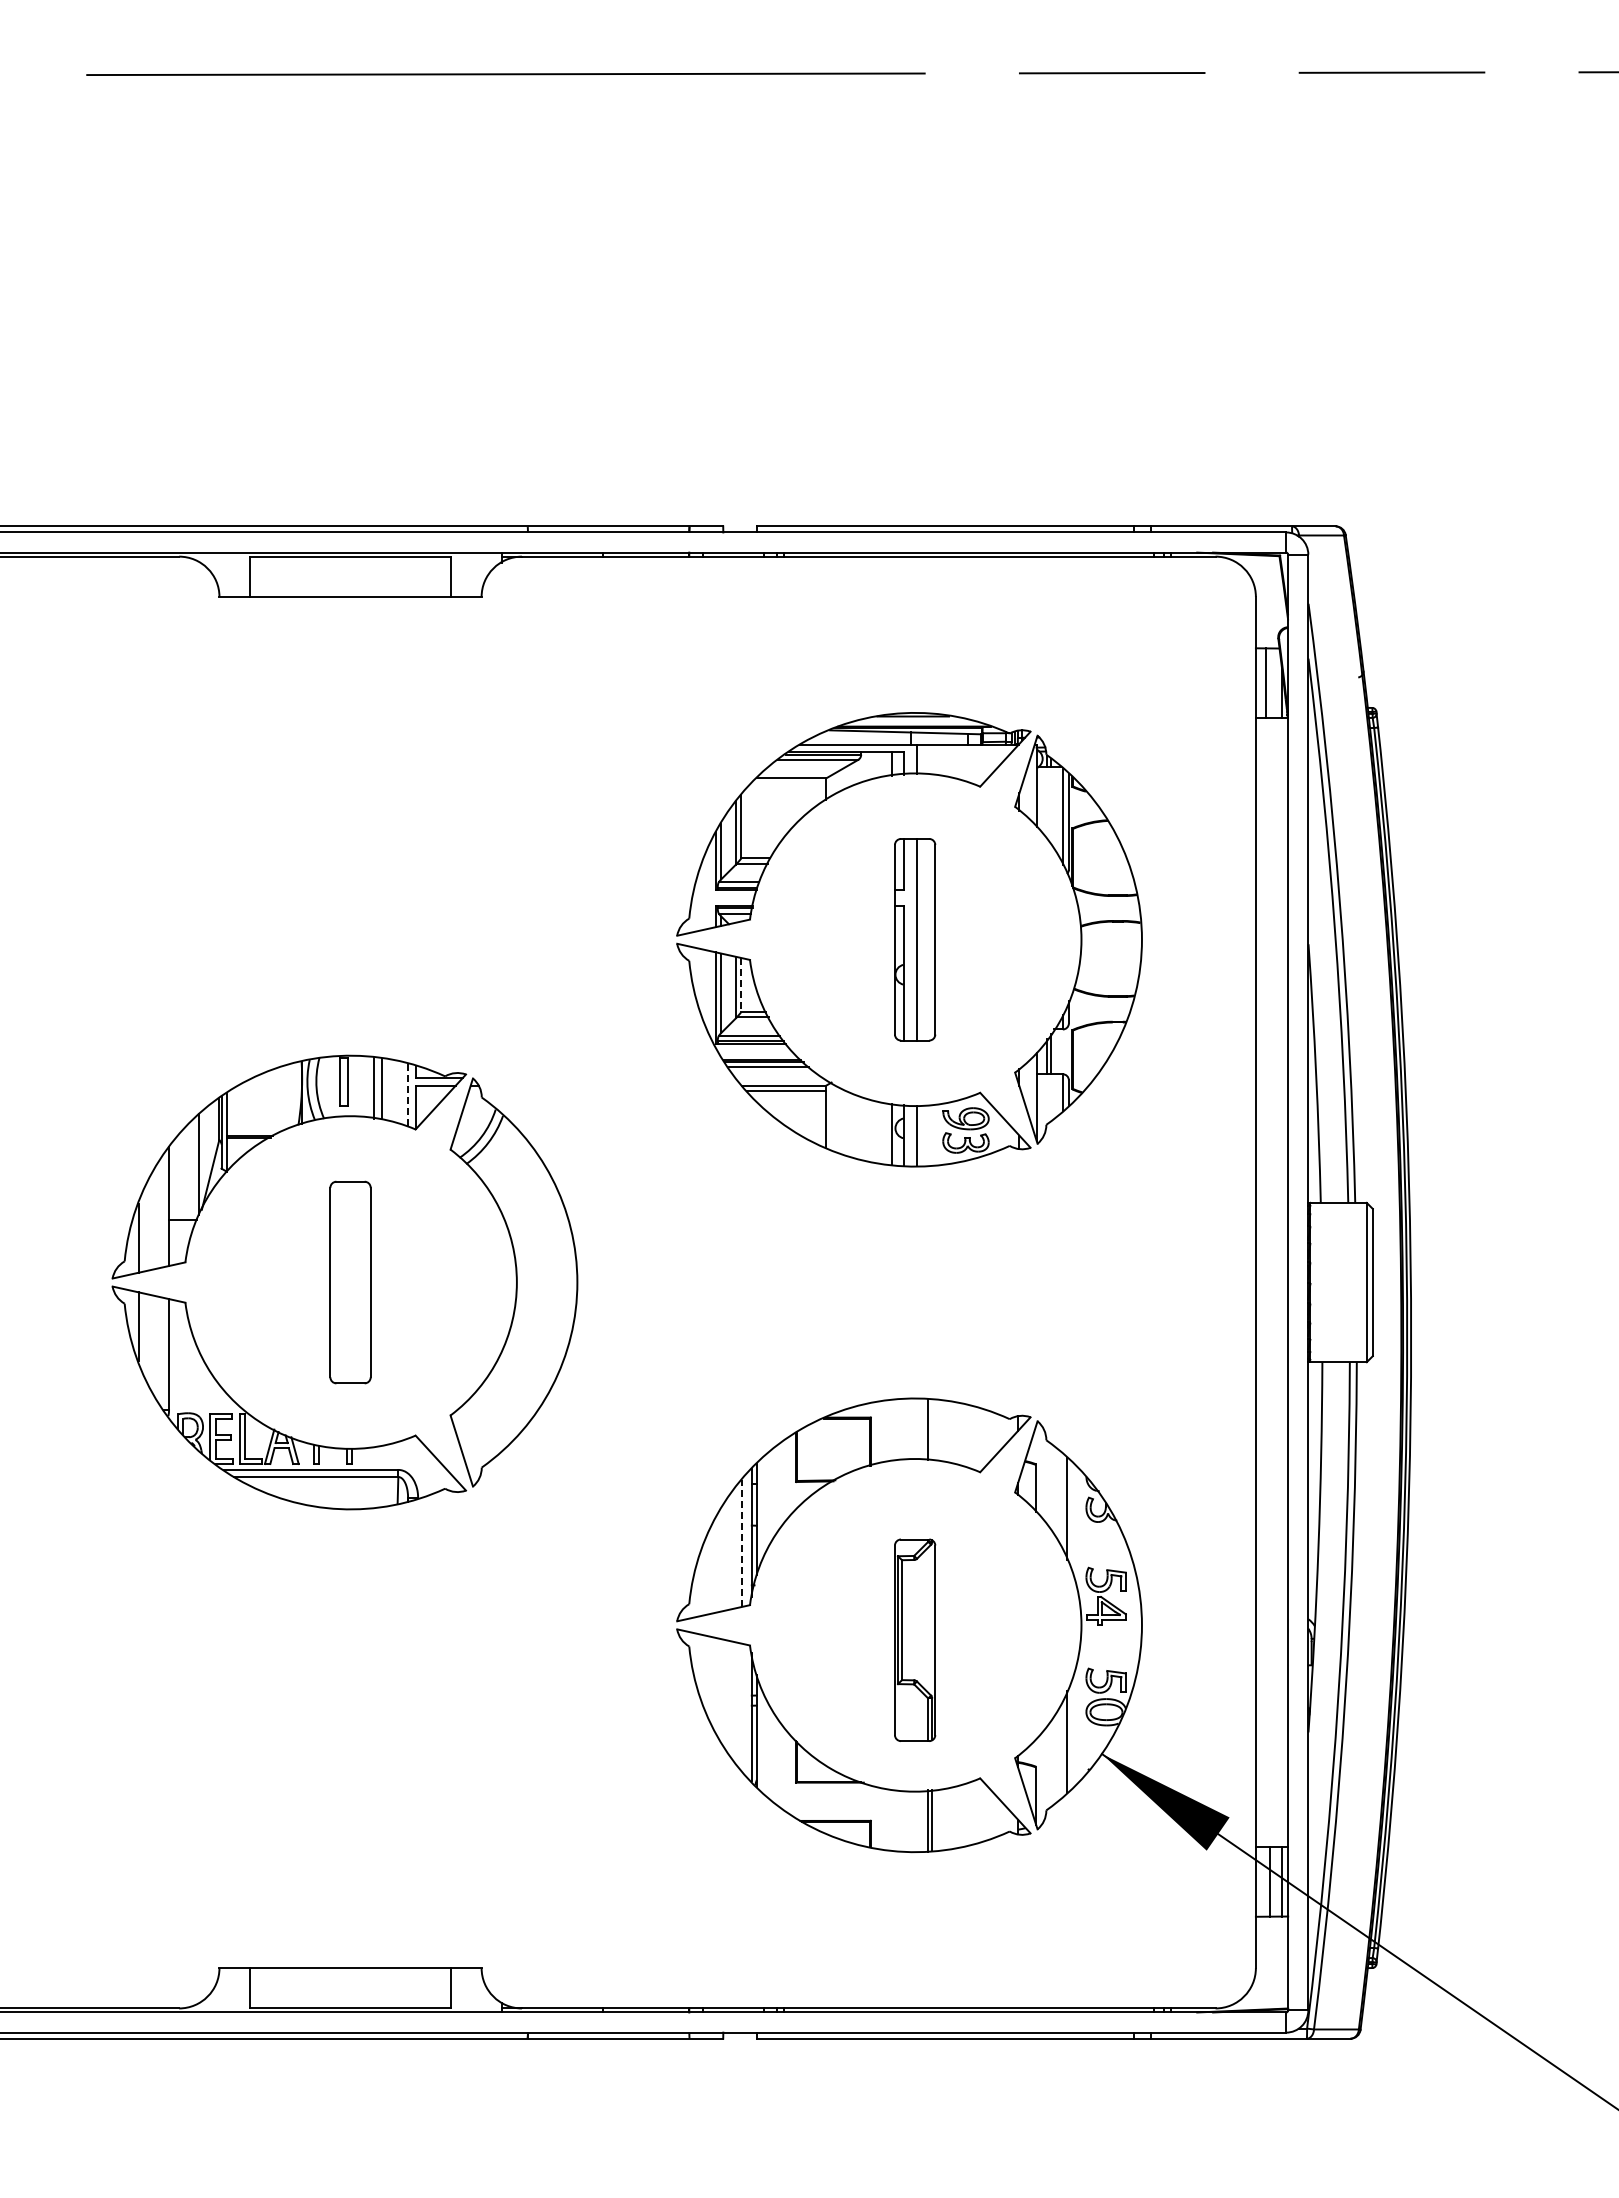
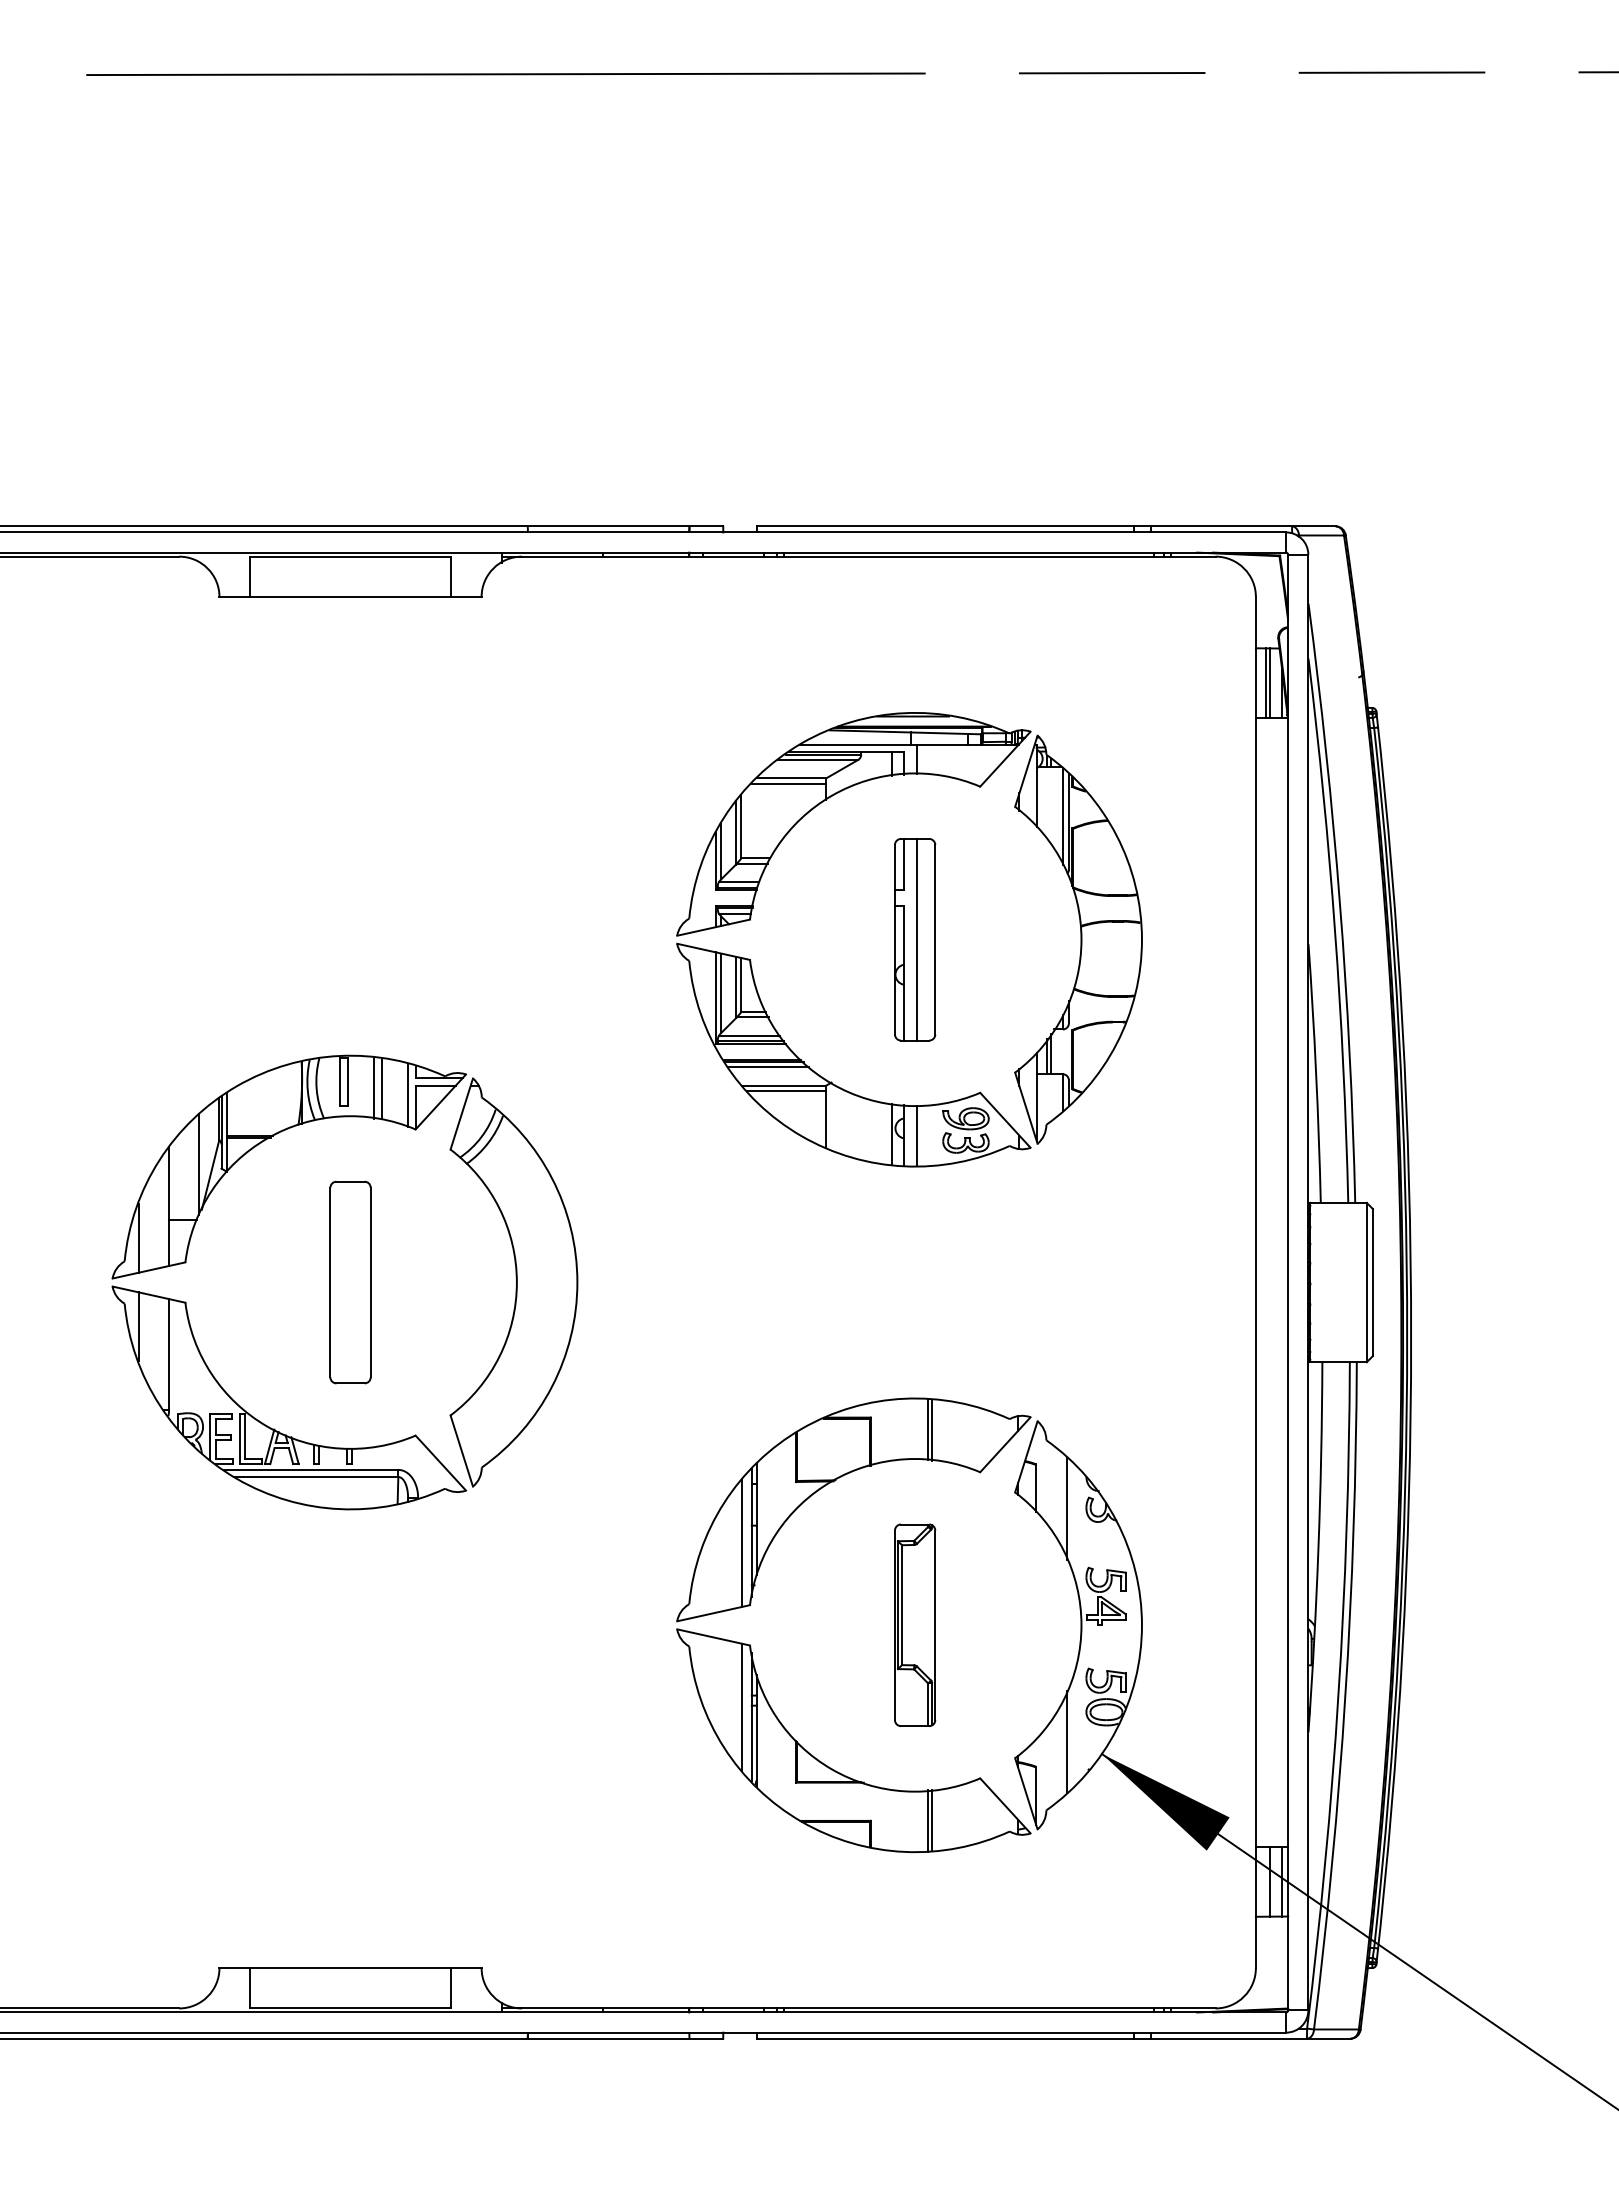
line: none -> present (1270, 682)
line: none -> present (788, 783)
line: dashed -> solid (741, 985)
line: dashed -> solid (408, 1095)
line: none -> present (932, 1429)
line: dashed -> solid (741, 1543)
part position: (915, 1639) -> (915, 1624) (915, 1624)
line: none -> present (741, 1706)
